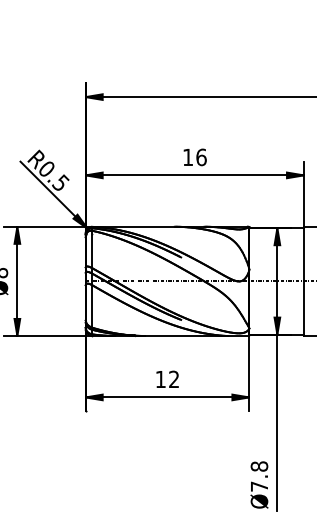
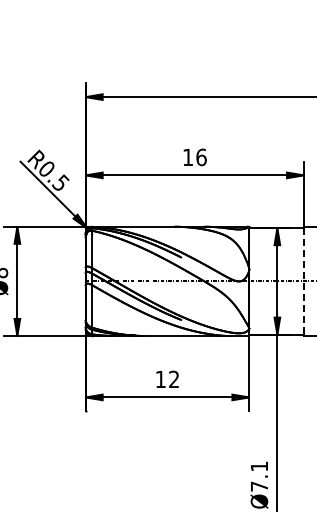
line: solid -> dashed (304, 281)
text: Ø7.8 -> Ø7.1 (259, 466)
